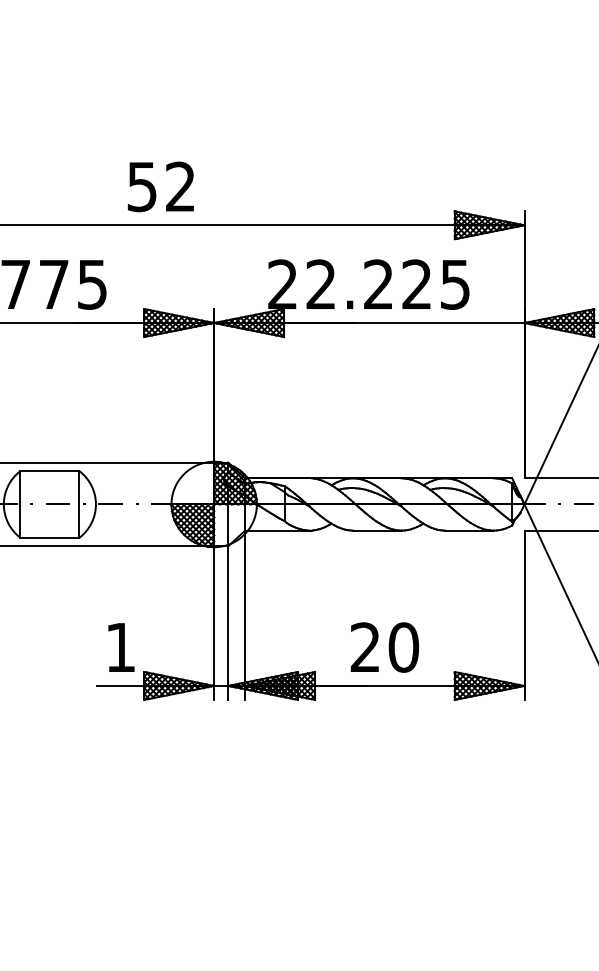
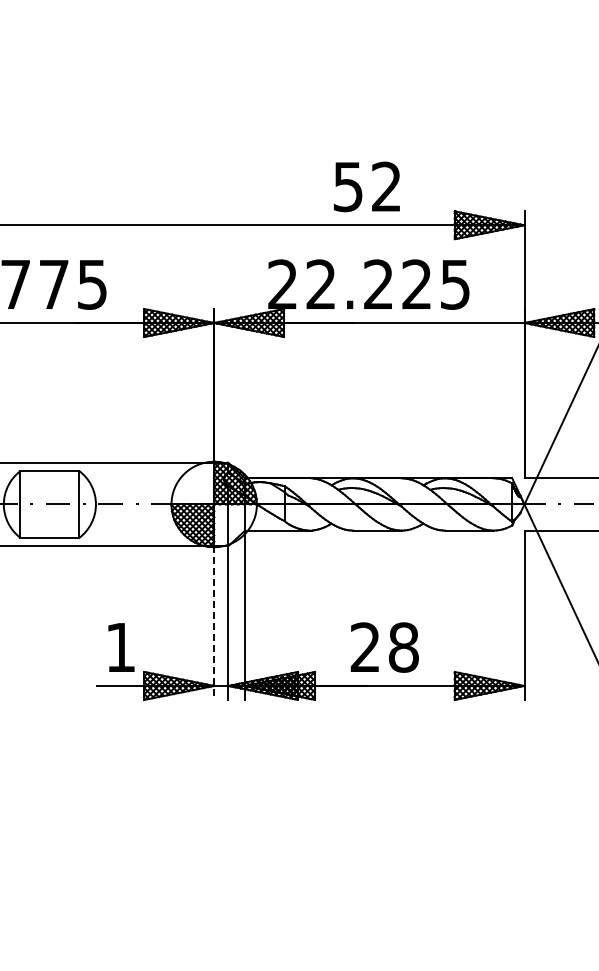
text position: (160, 186) -> (366, 186) (366, 186)
line: solid -> dashed (214, 623)
text: 20 -> 28 (403, 647)
